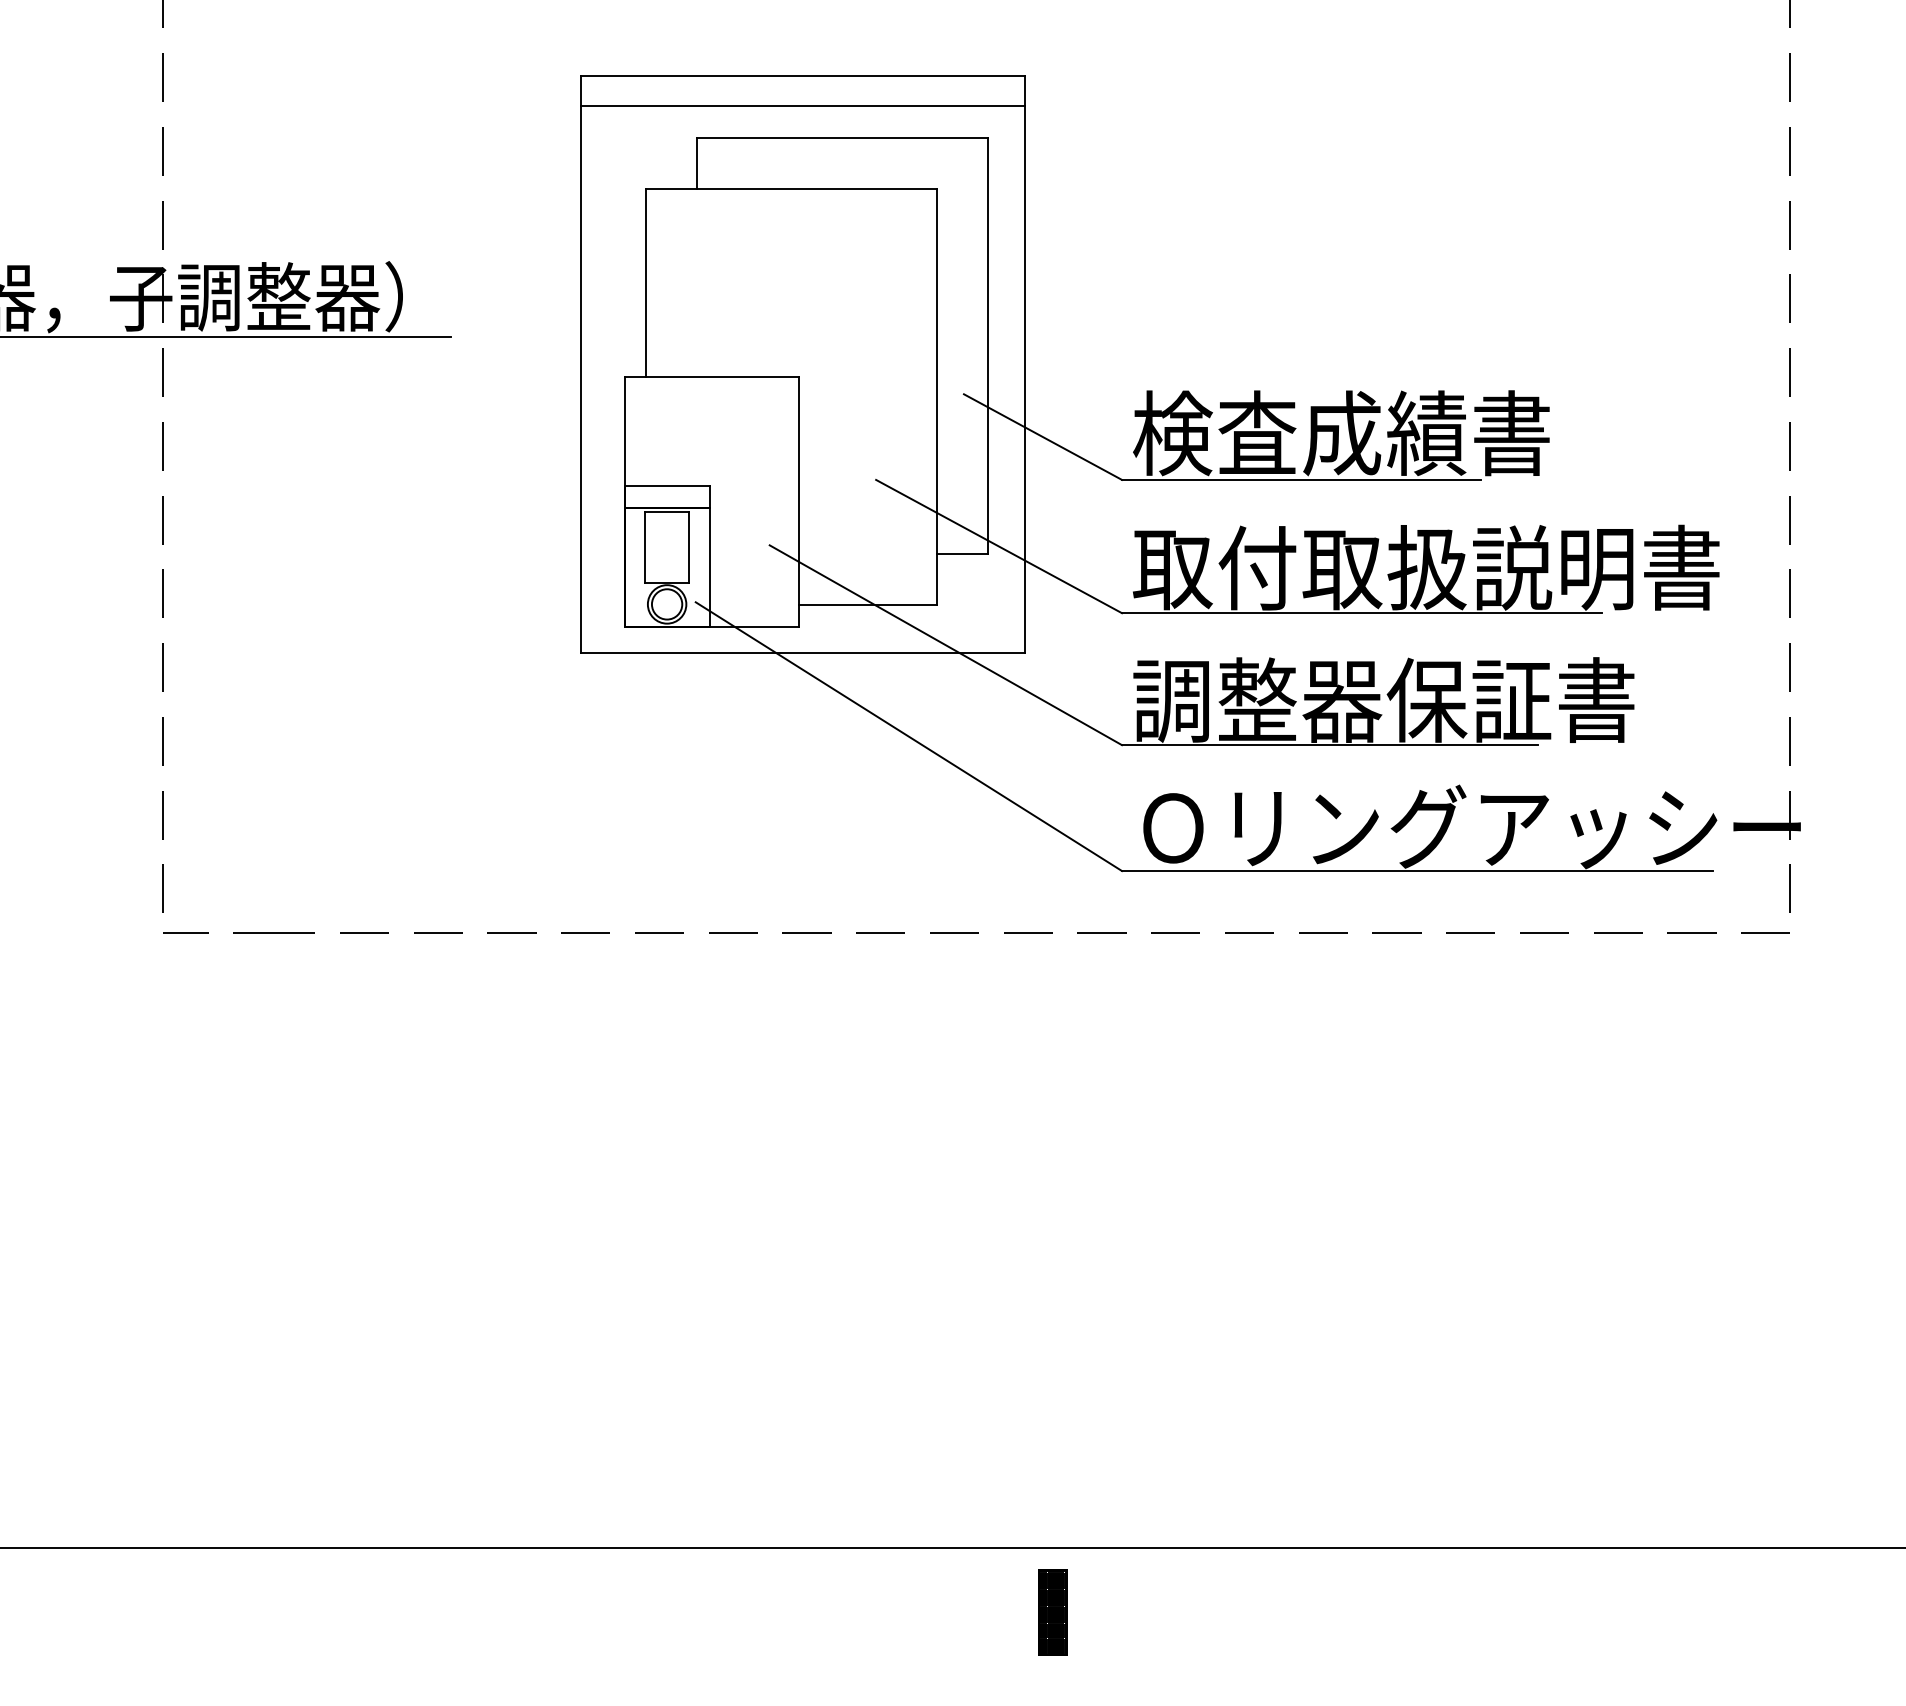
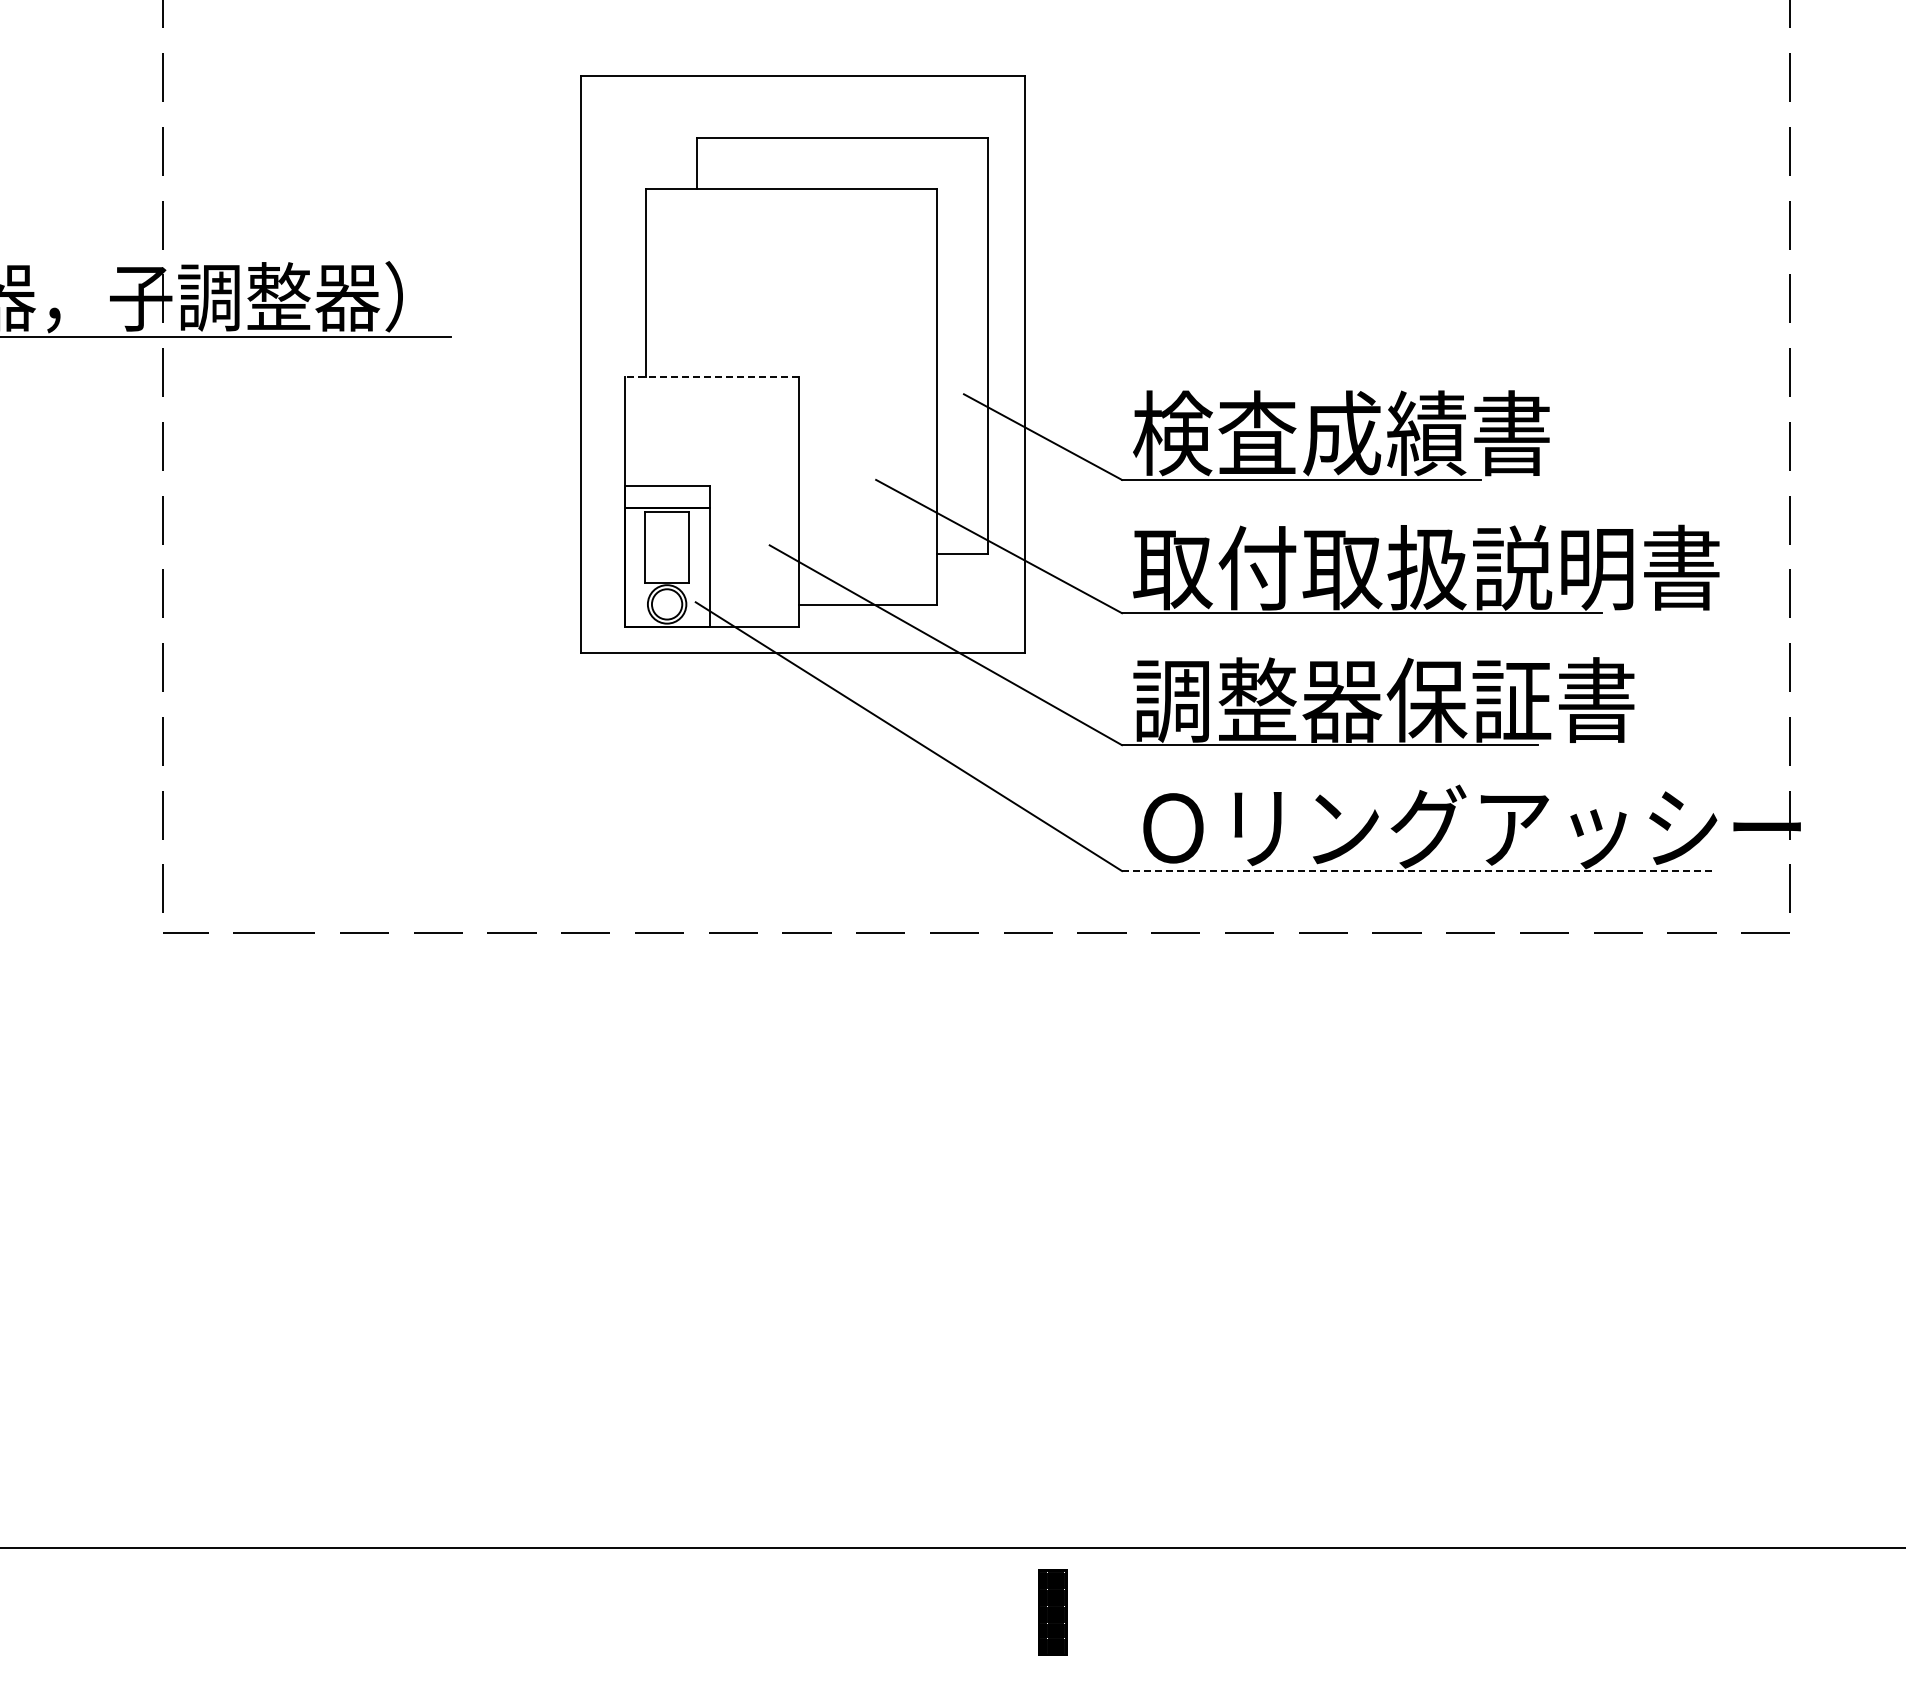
line: present -> none (802, 106)
line: solid -> dashed (711, 377)
line: solid -> dashed (1417, 871)
